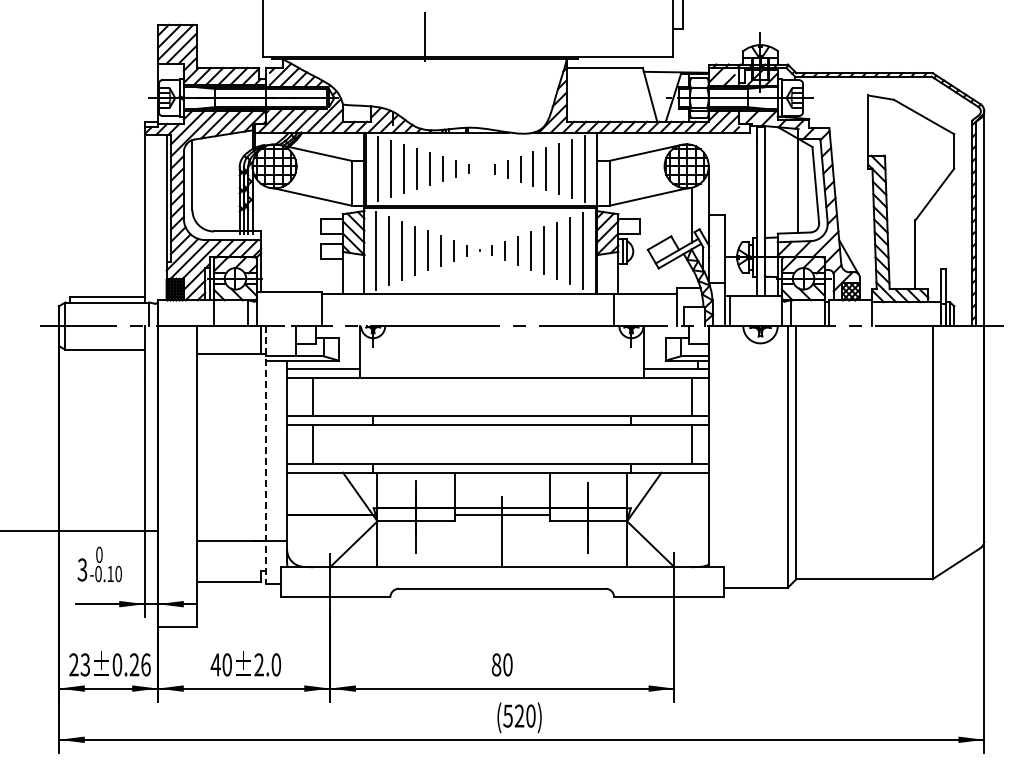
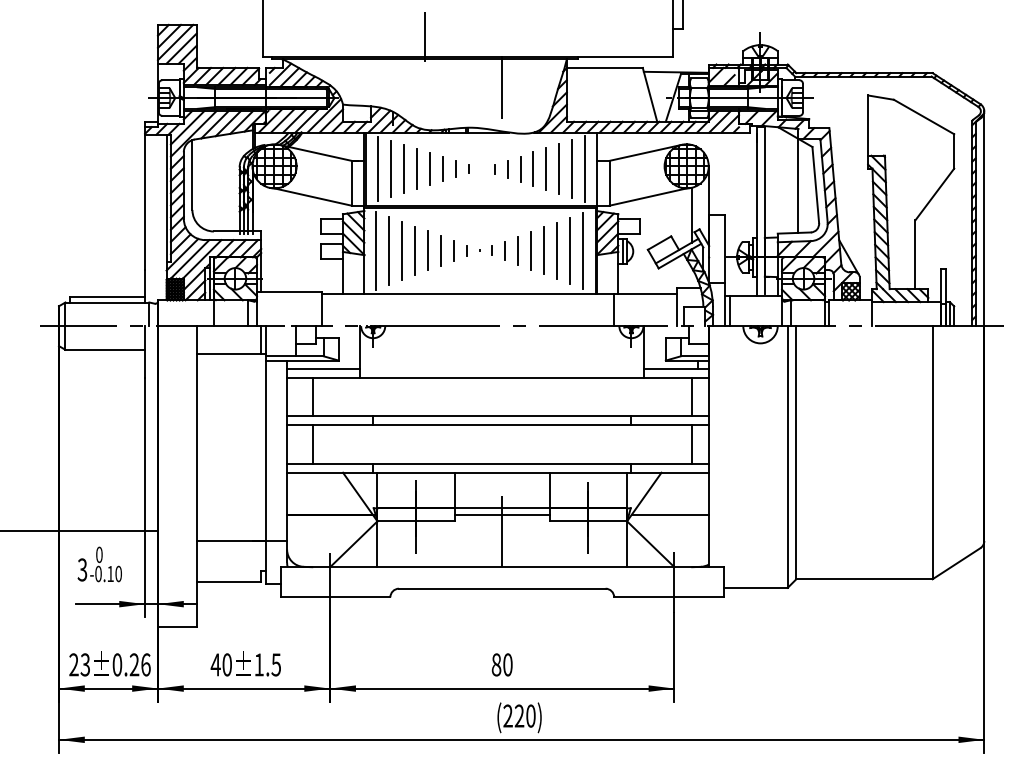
line: none -> present (502, 87)
line: dashed -> solid (265, 455)
line: none -> present (669, 514)
text: 2.0 -> 1.5 (267, 664)
text: (520) -> (220) (507, 715)
